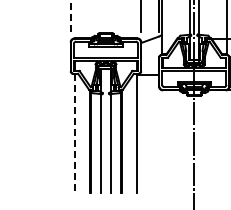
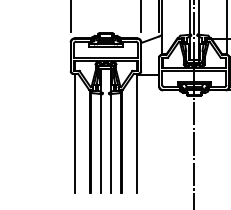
line: dashed -> solid (71, 15)
line: dashed -> solid (74, 133)
